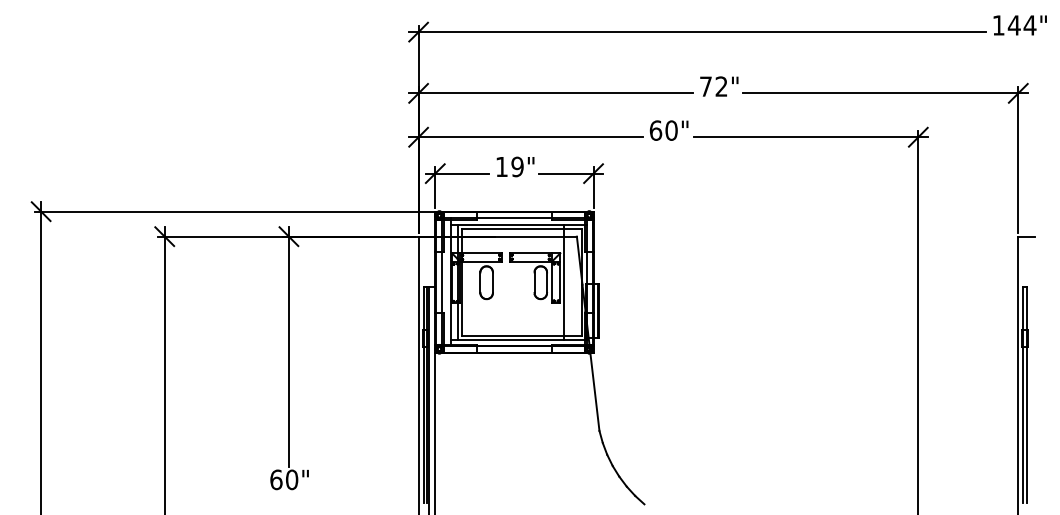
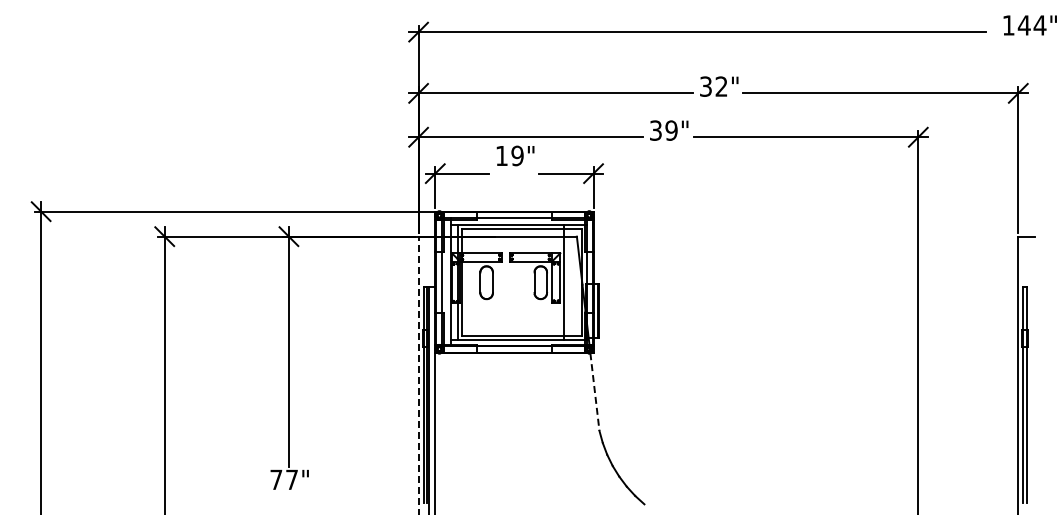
text position: (1019, 25) -> (1029, 25) (1029, 25)
text: 72" -> 32" (705, 86)
text: 60" -> 39" (663, 130)
text position: (515, 166) -> (515, 155) (515, 155)
line: solid -> dashed (418, 375)
line: solid -> dashed (594, 392)
text: 60" -> 77" (284, 479)
